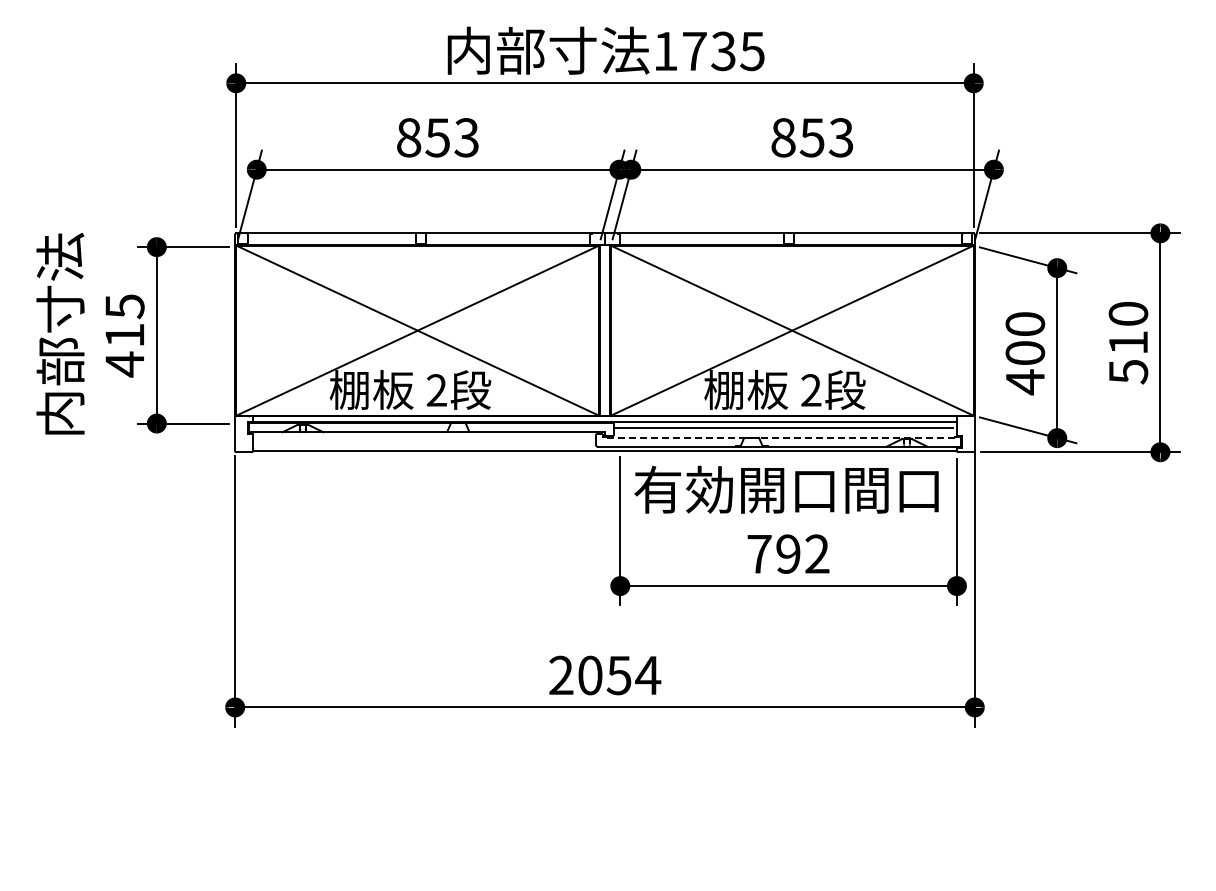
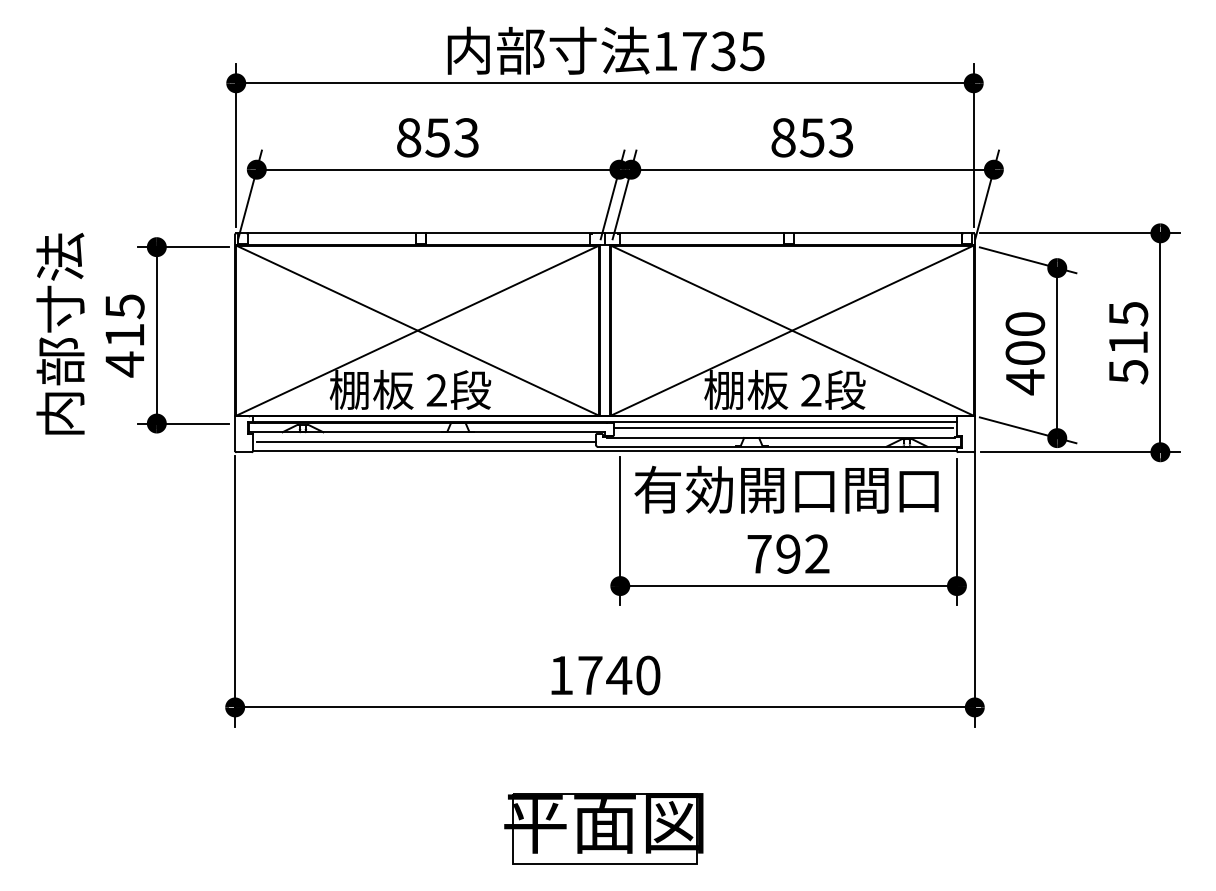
text: 510 -> 515 (1128, 314)
line: dashed -> solid (780, 437)
line: none -> present (426, 442)
text: 2054 -> 1740 (605, 675)
part: none -> present (603, 828)
